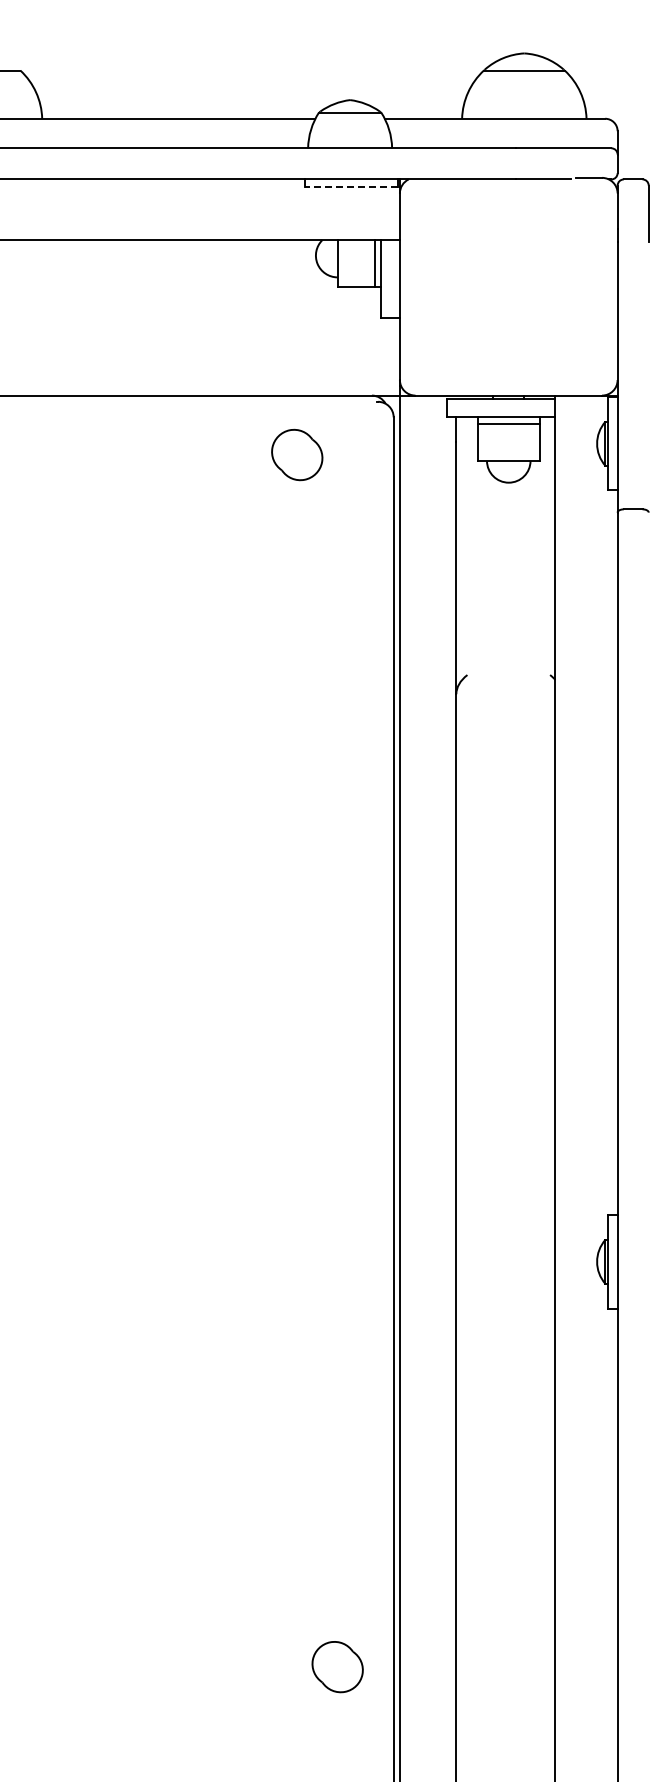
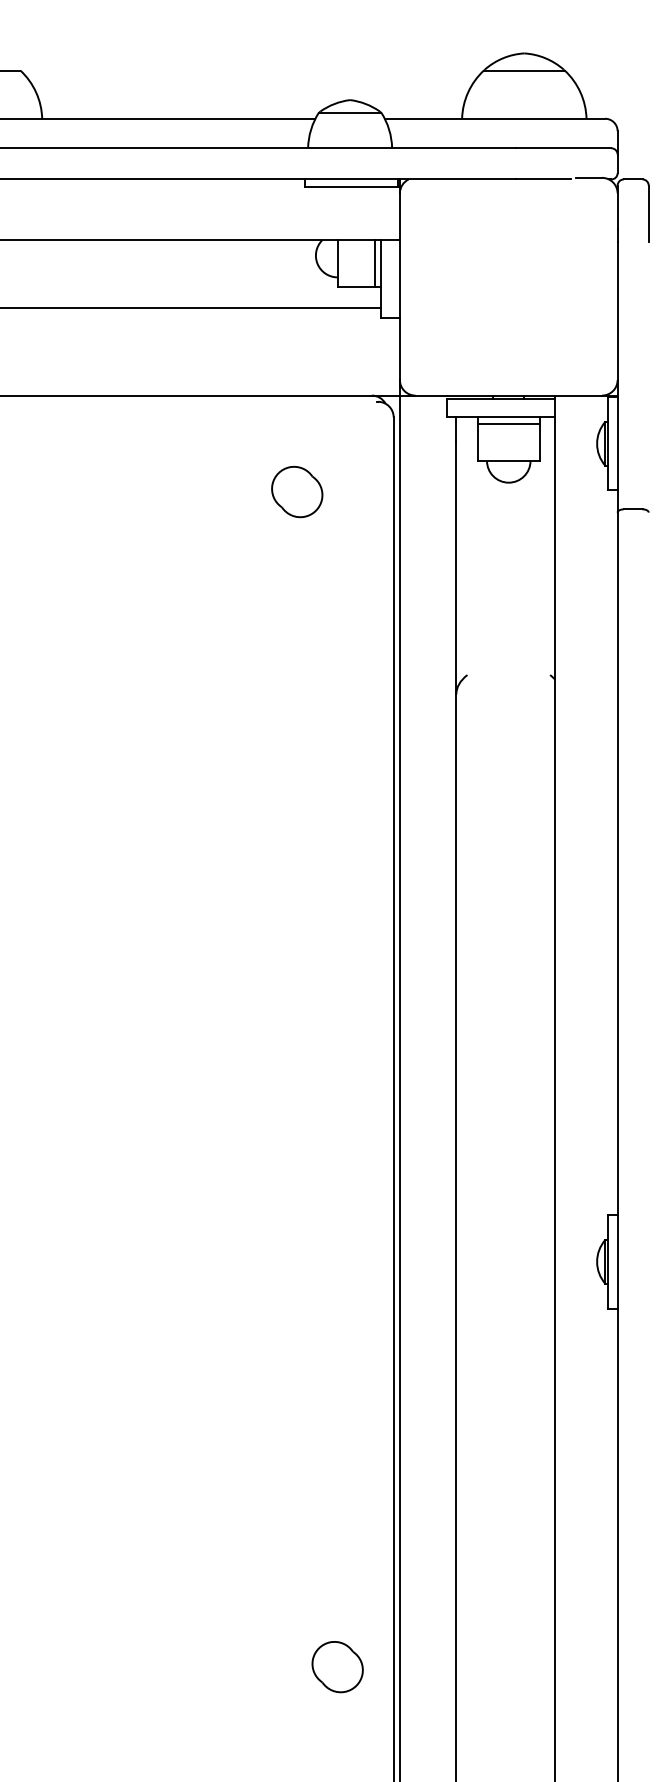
line: dashed -> solid (351, 187)
line: none -> present (191, 308)
part position: (297, 454) -> (297, 491) (297, 491)
